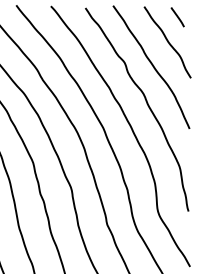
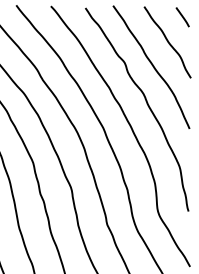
line position: (177, 17) -> (182, 17) (182, 17)
